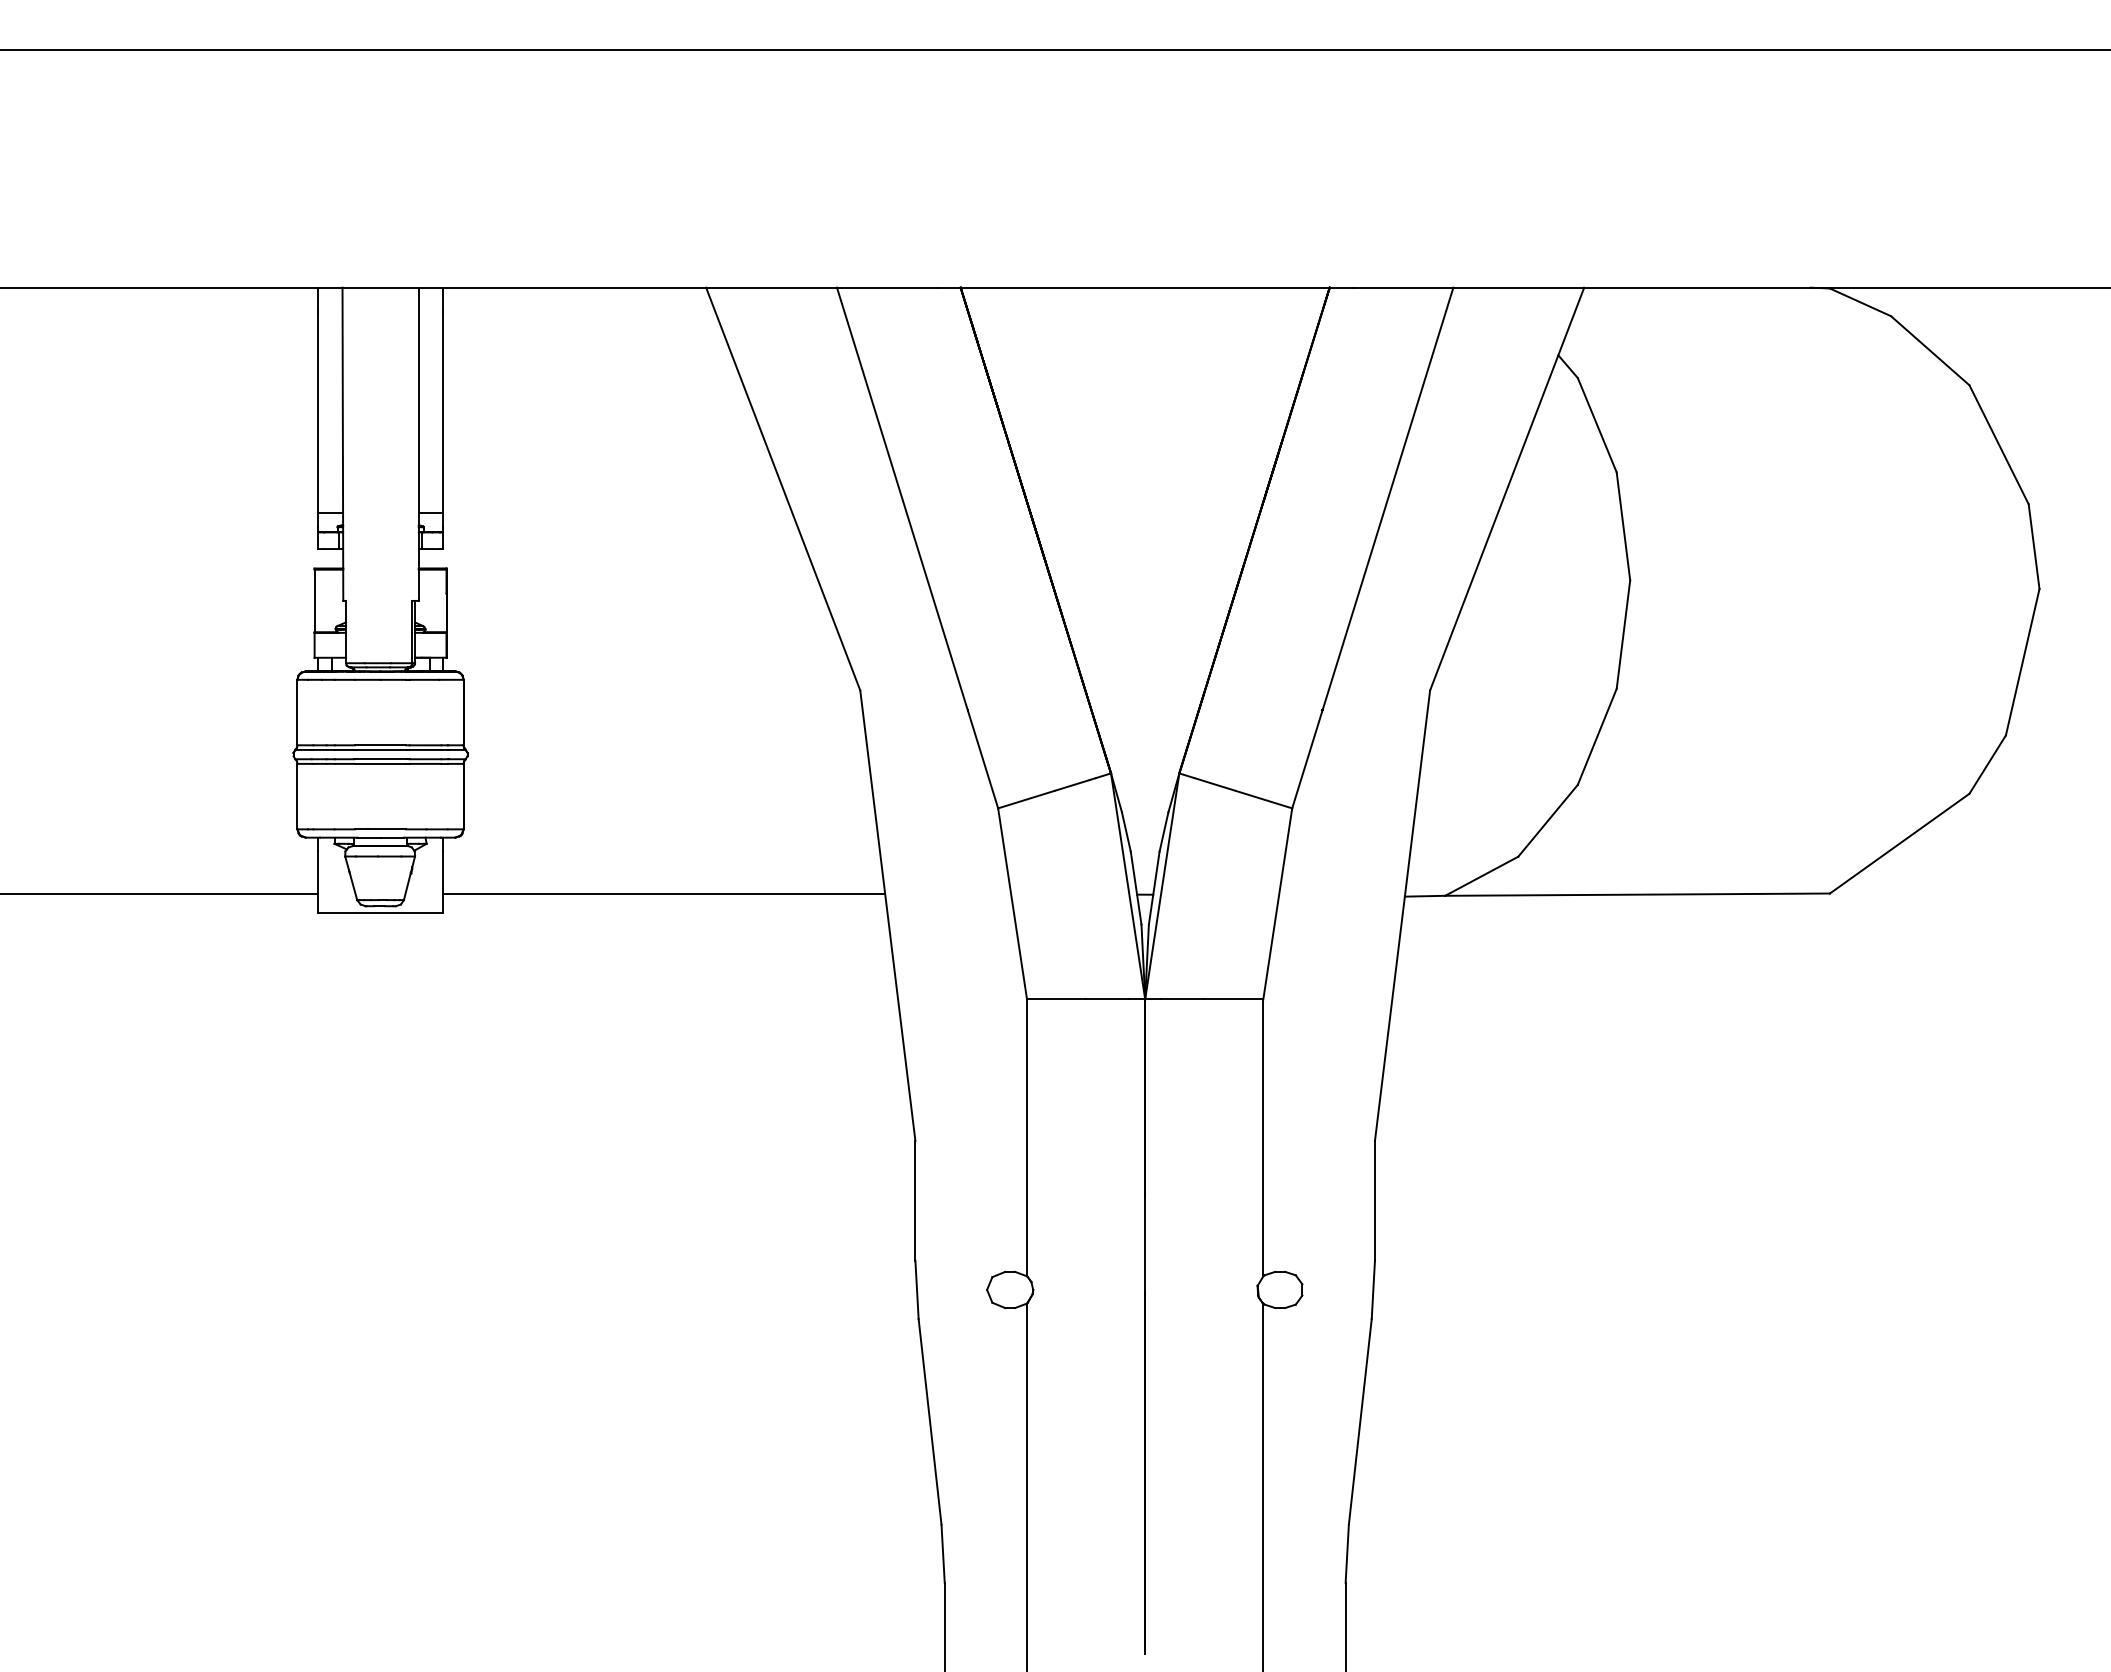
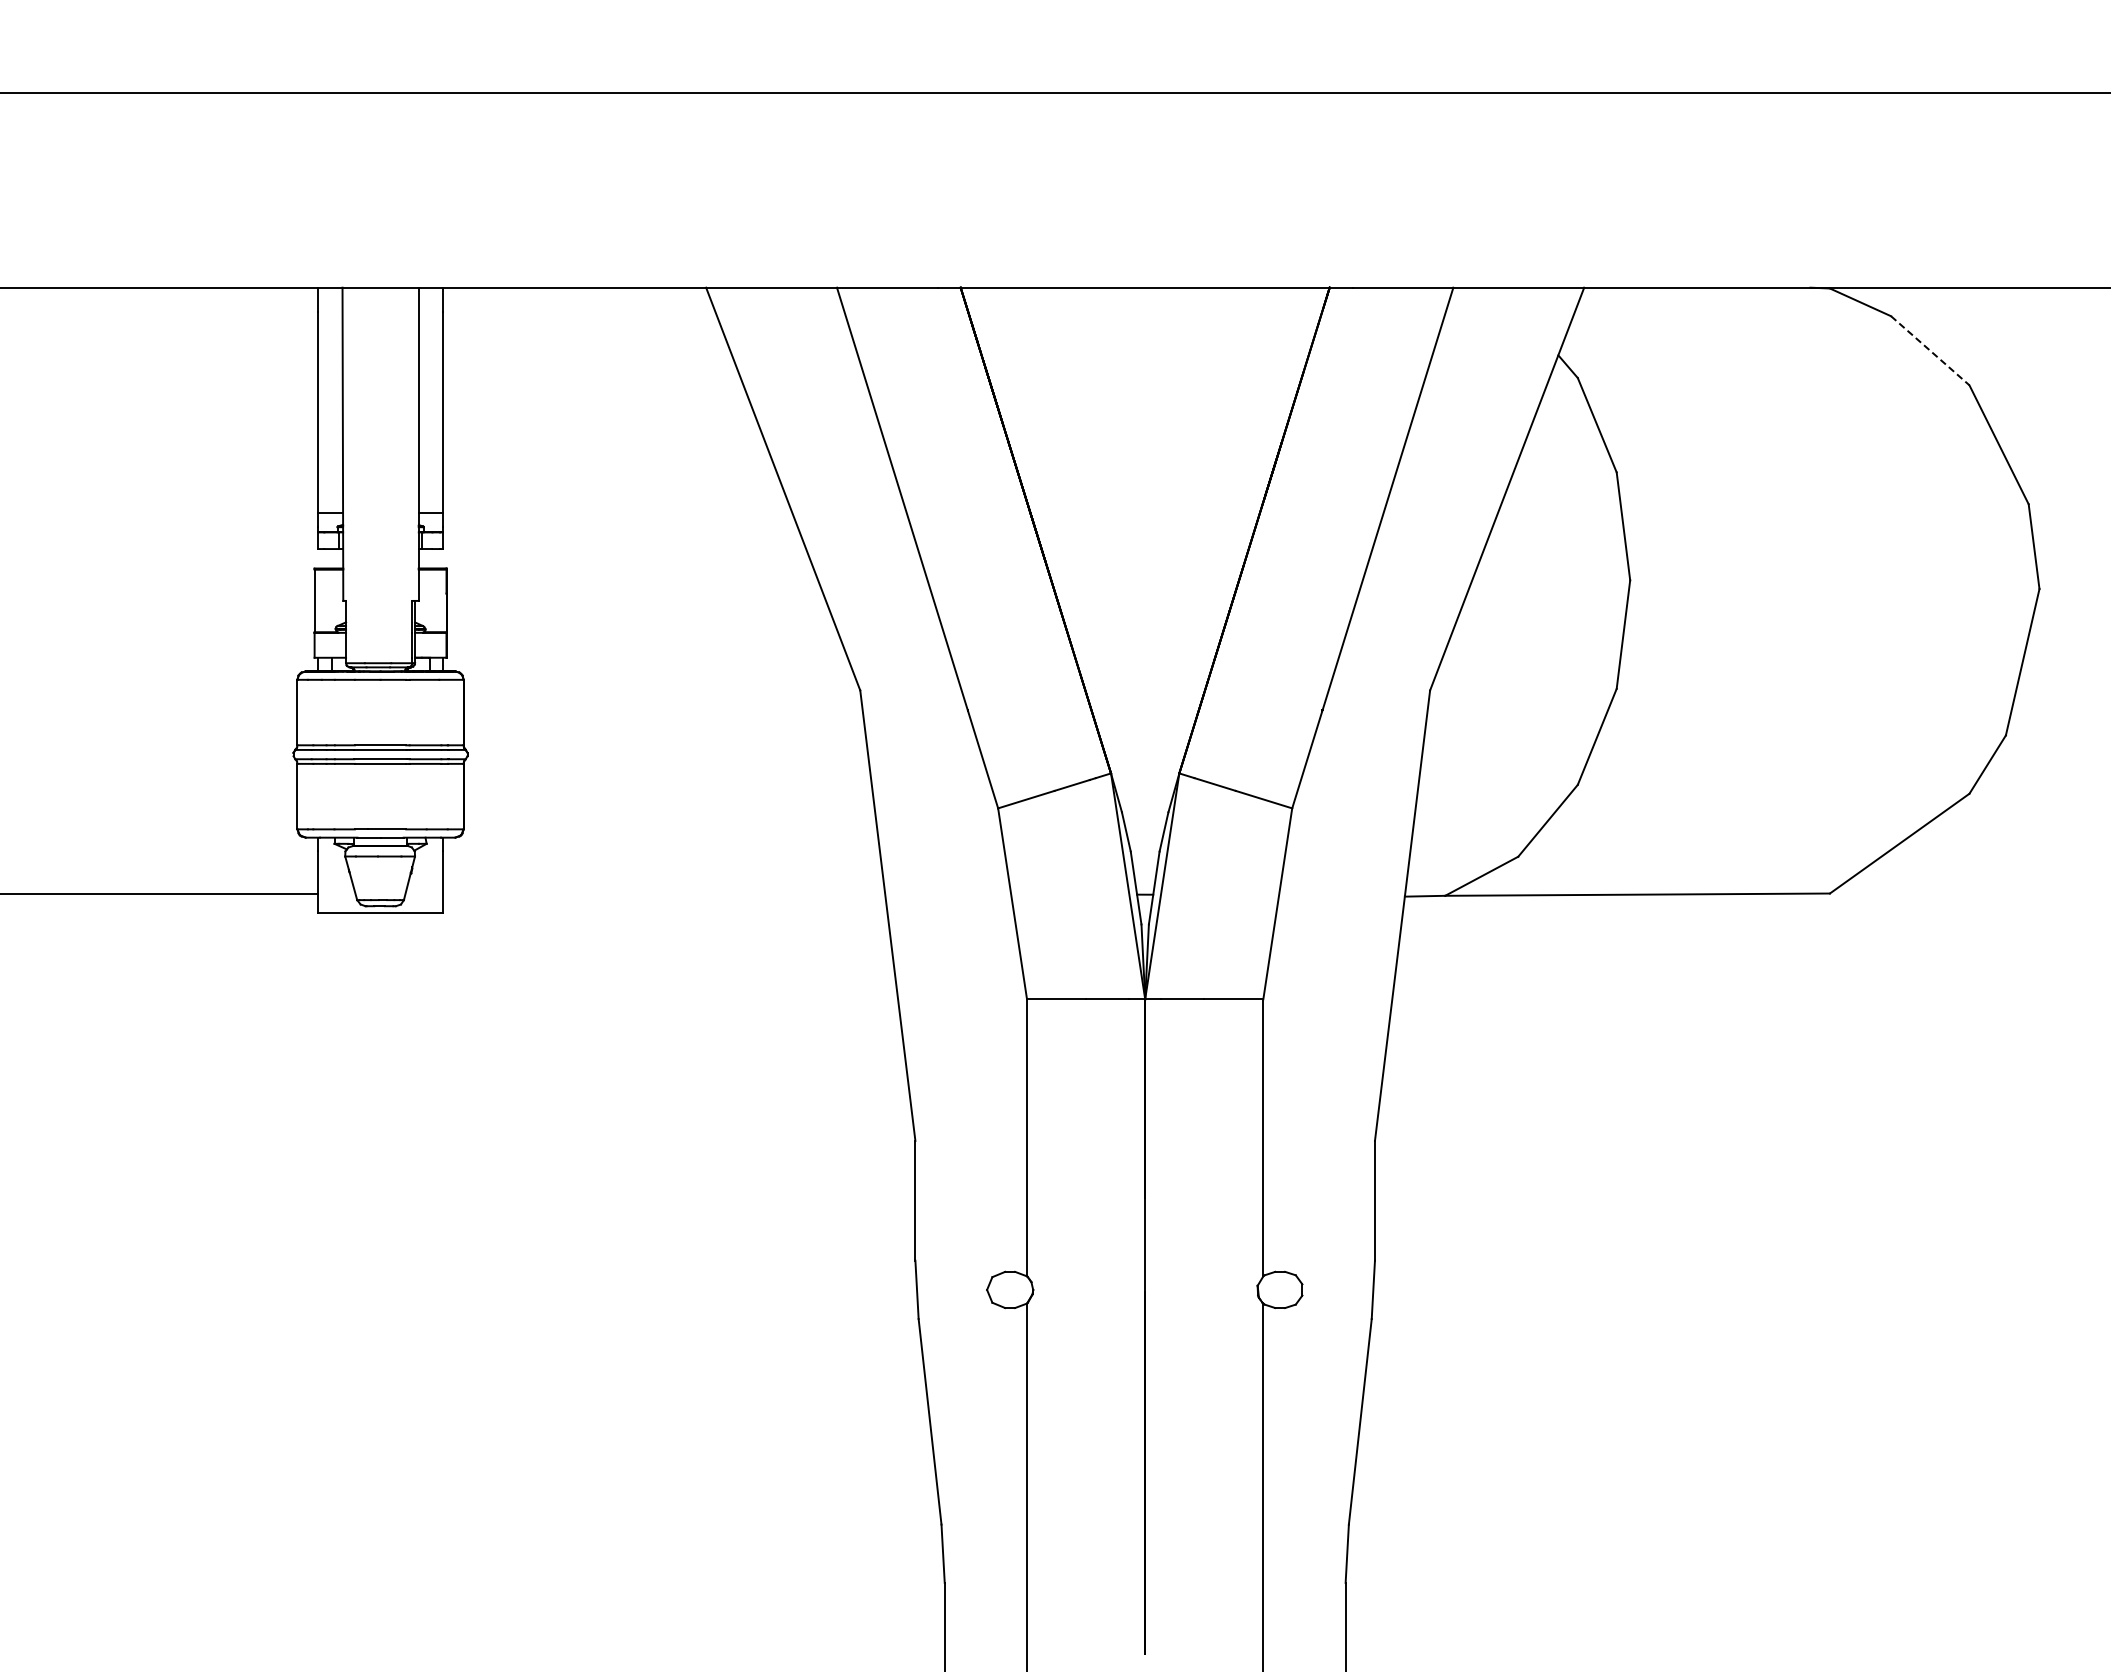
line position: (1054, 50) -> (1054, 93) (1054, 93)
line: solid -> dashed (1930, 351)
line: present -> none (663, 893)
